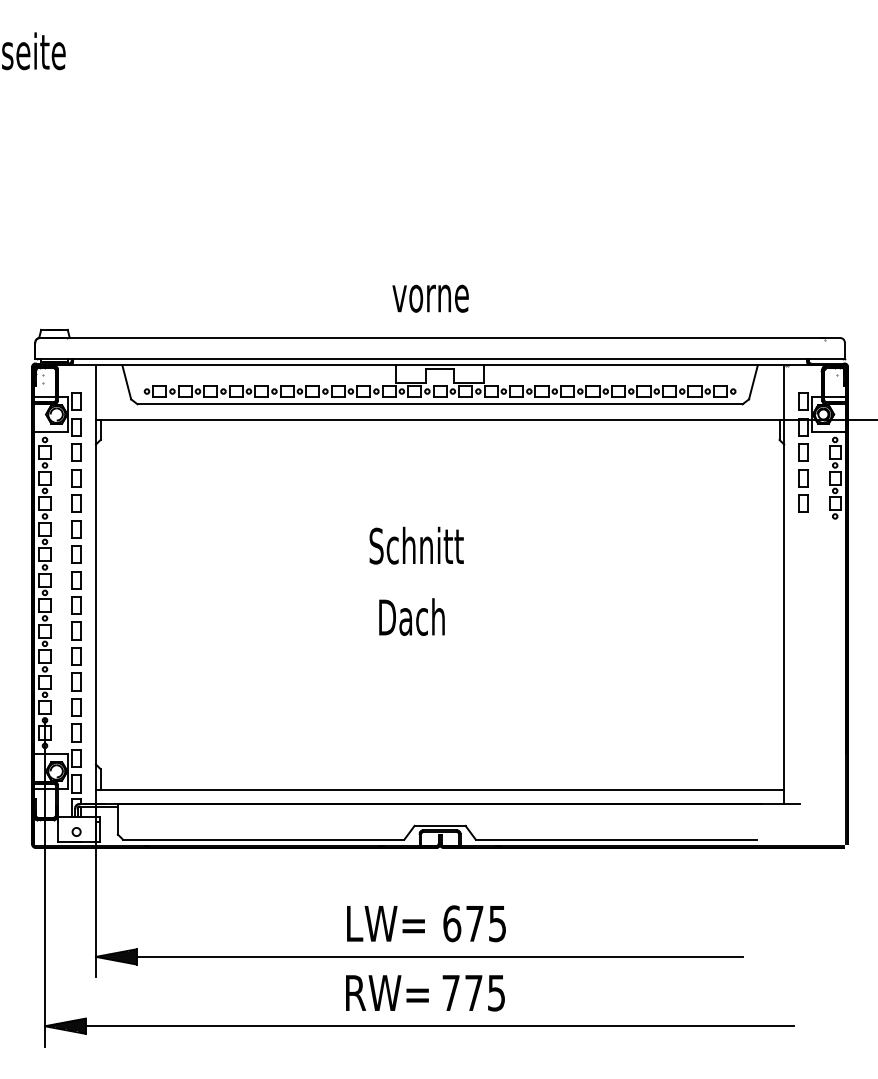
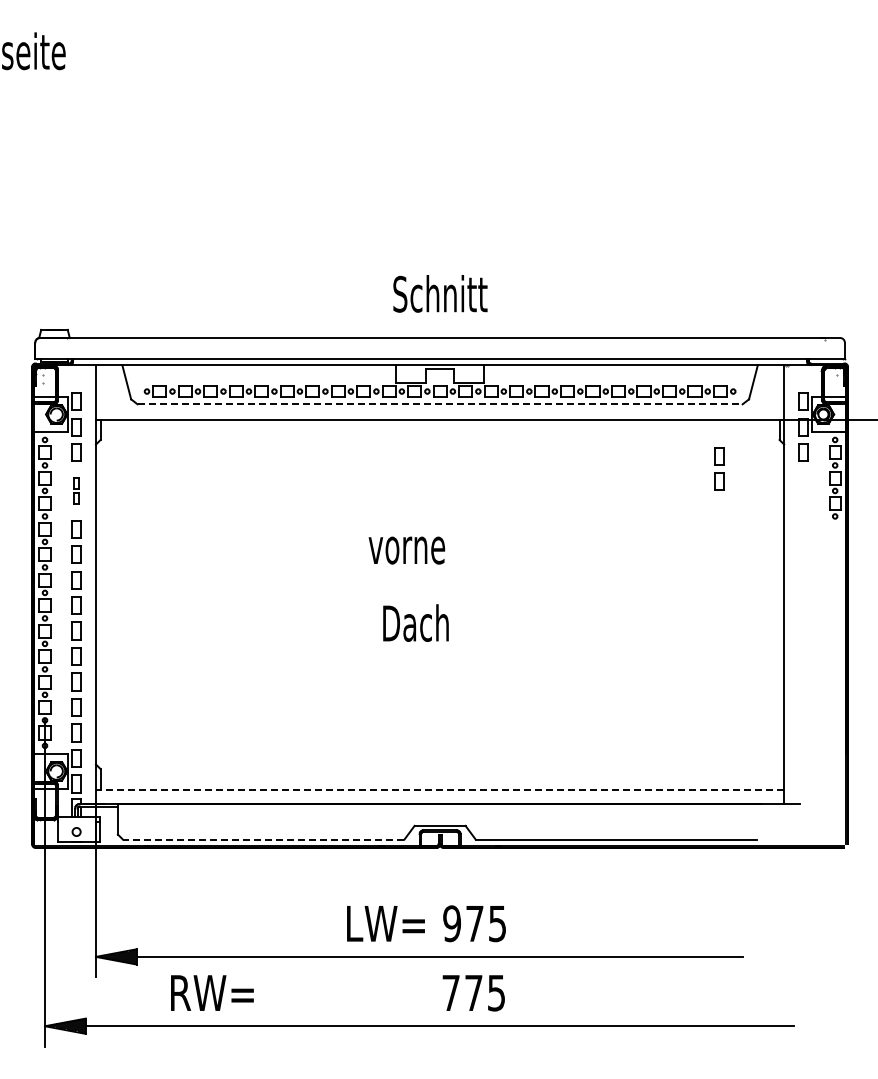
text: vorne -> Schnitt (439, 293)
line: solid -> dashed (440, 404)
part size: 11x44 px -> 7x28 px (76, 490)
part position: (803, 490) -> (719, 468) (719, 468)
text: Schnitt -> vorne (415, 545)
text position: (411, 616) -> (415, 622) (415, 622)
line: solid -> dashed (439, 789)
line: solid -> dashed (263, 839)
text: 675 -> 975 (452, 923)
text position: (387, 992) -> (212, 992) (212, 992)
